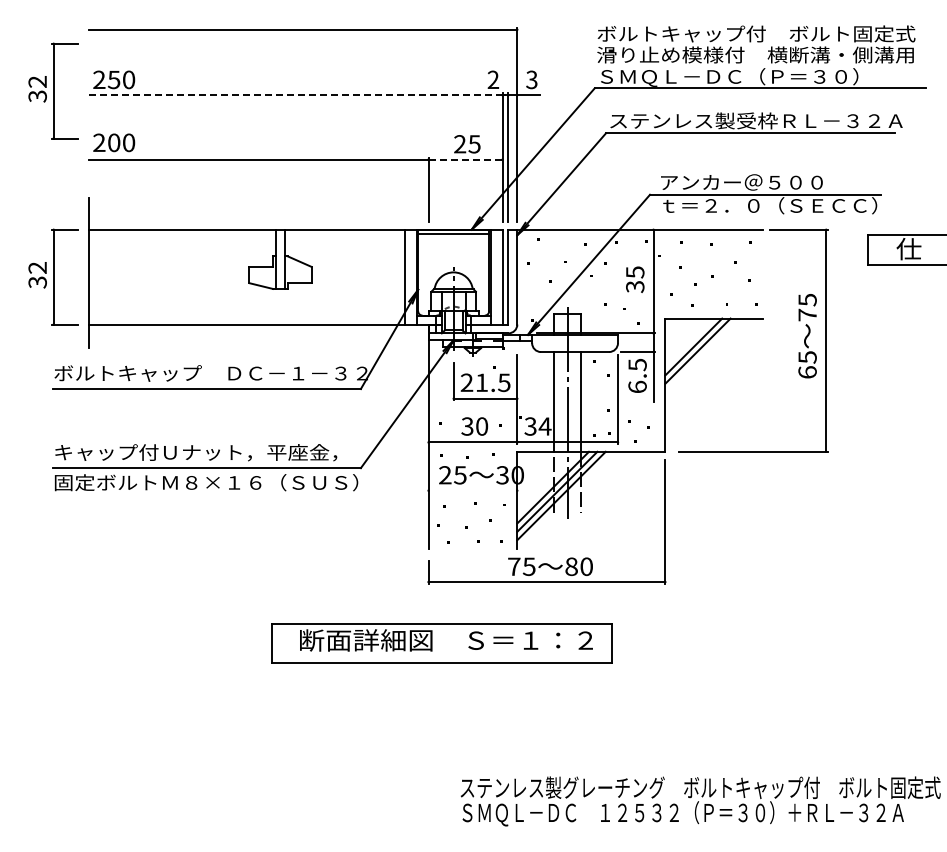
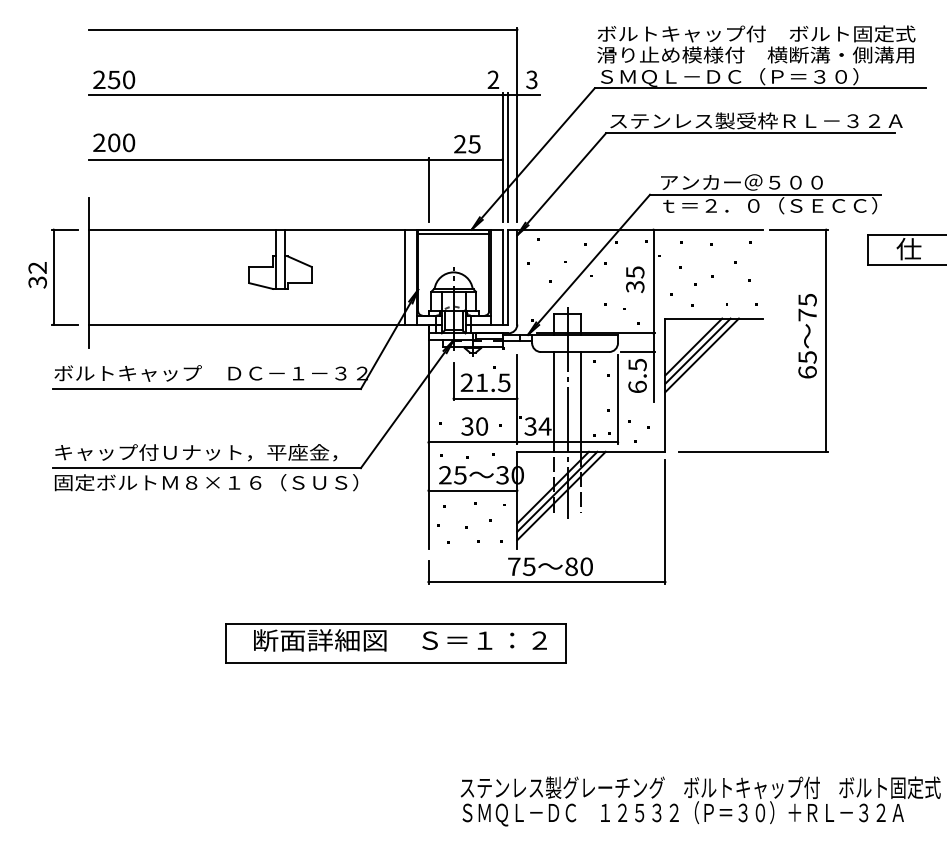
part: present -> none (53, 90)
line: dashed -> solid (295, 95)
line: dashed -> solid (466, 159)
line: none -> present (701, 355)
line: none -> present (472, 490)
part position: (441, 643) -> (395, 643) (395, 643)
